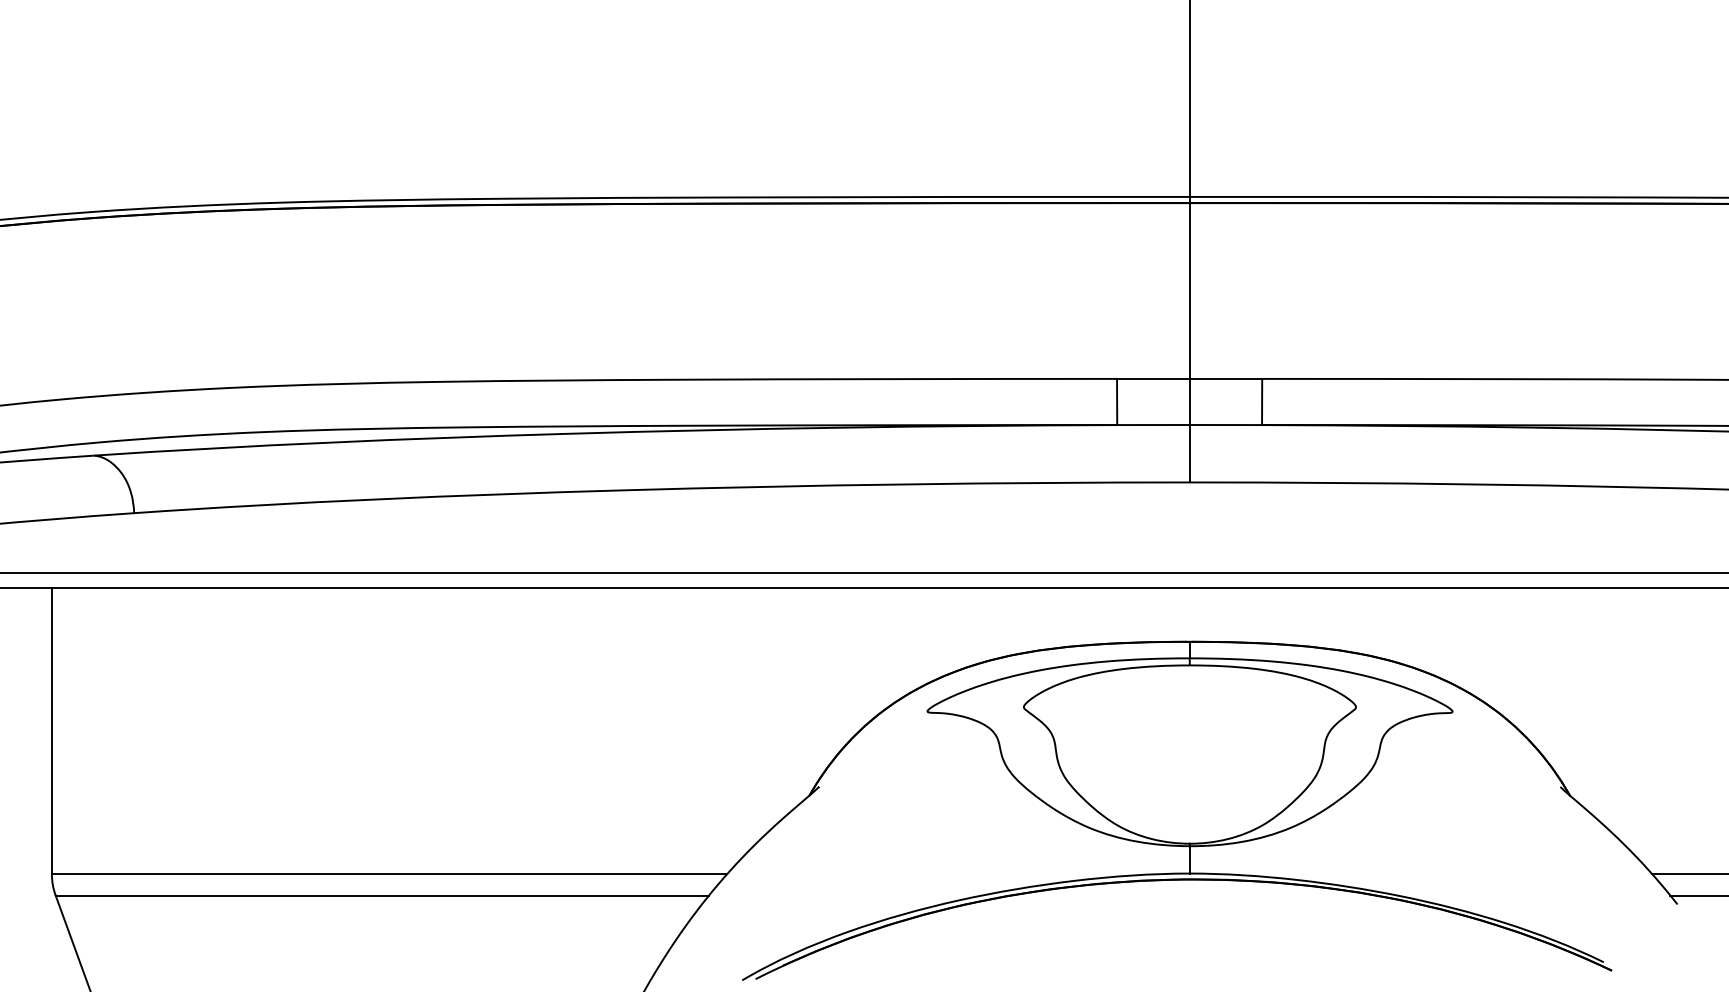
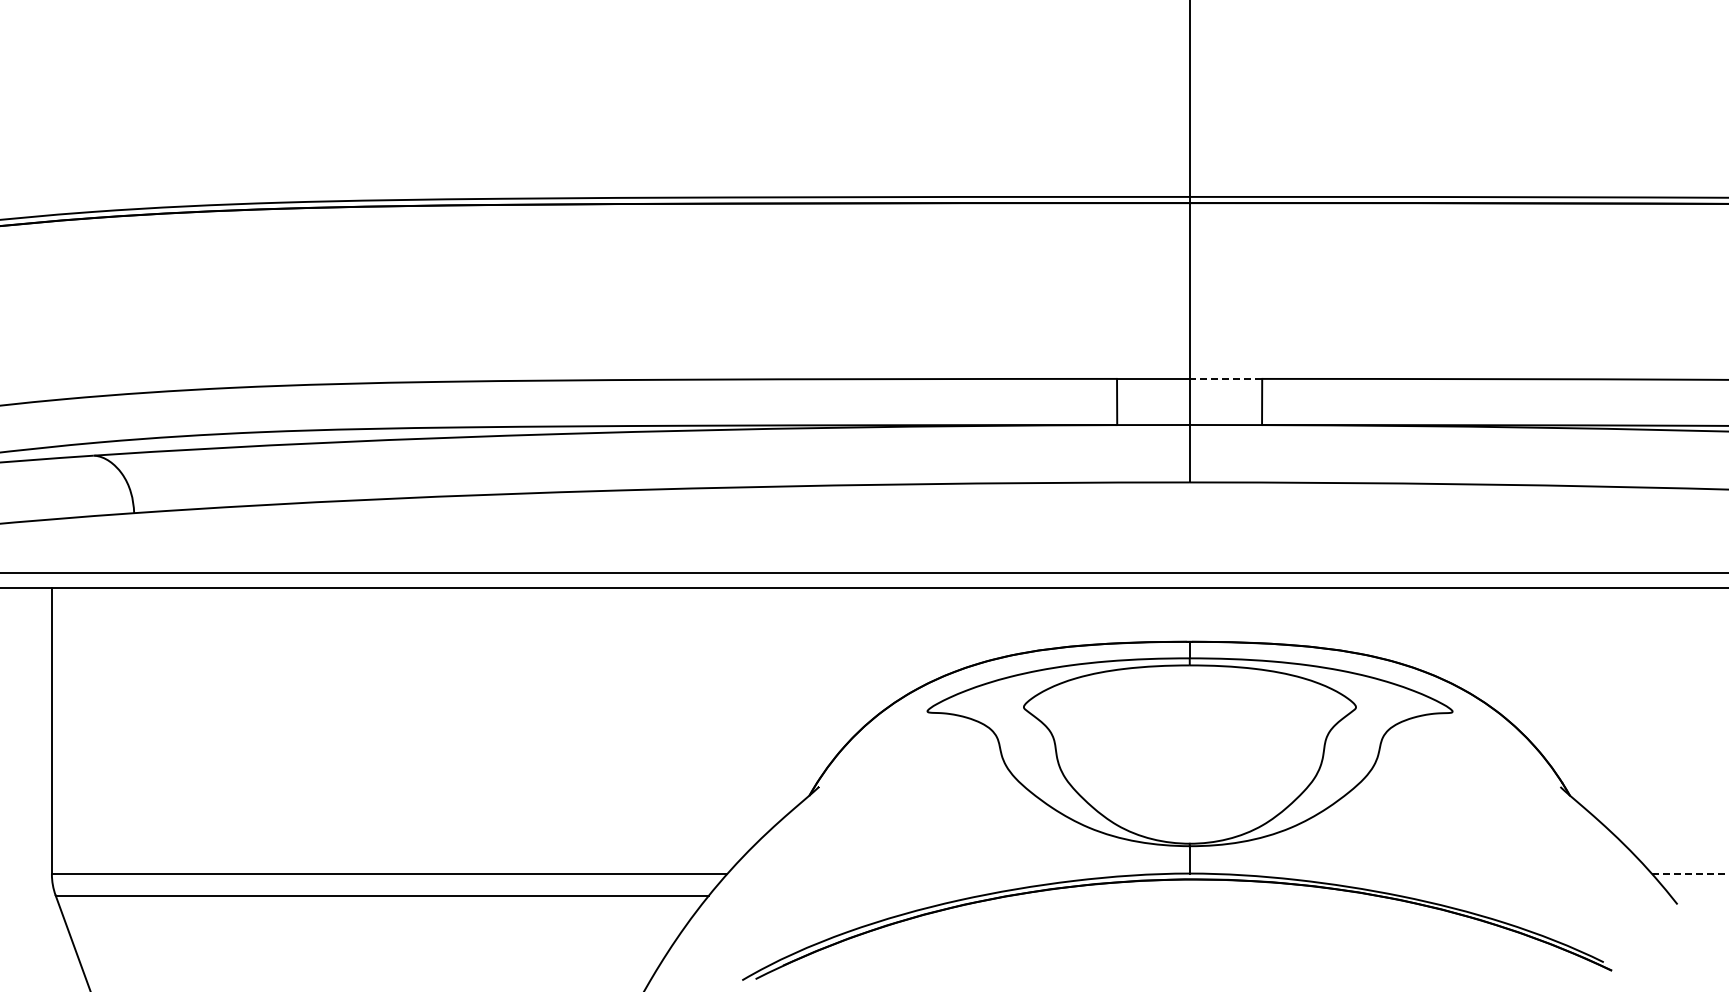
line: solid -> dashed (1225, 378)
line: solid -> dashed (1690, 874)
line: present -> none (1697, 895)
